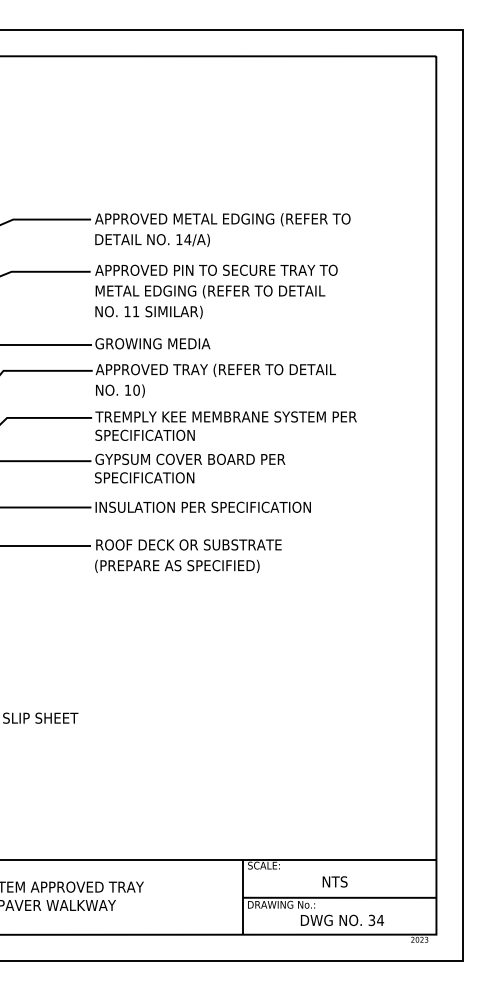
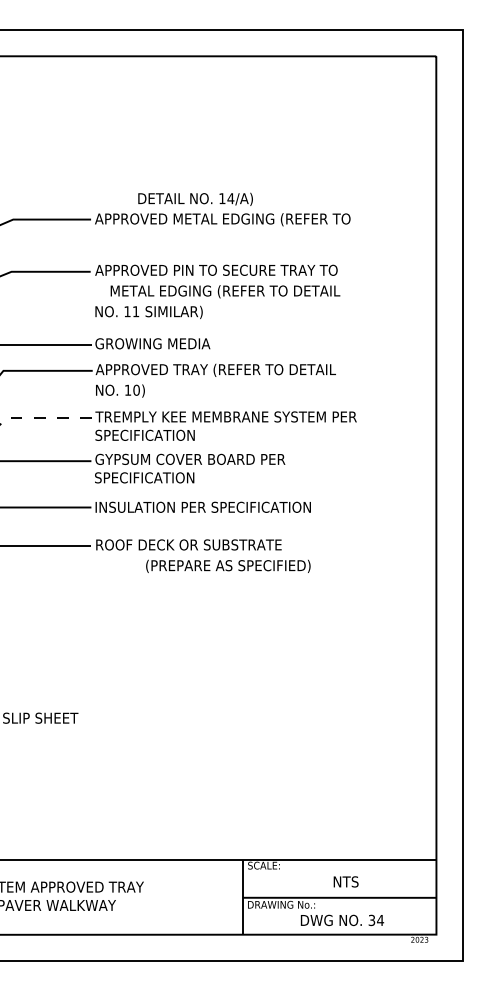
text position: (152, 239) -> (195, 198) (195, 198)
text position: (210, 291) -> (225, 291) (225, 291)
line: solid -> dashed (44, 417)
text position: (177, 565) -> (228, 565) (228, 565)
text position: (334, 881) -> (345, 881) (345, 881)
